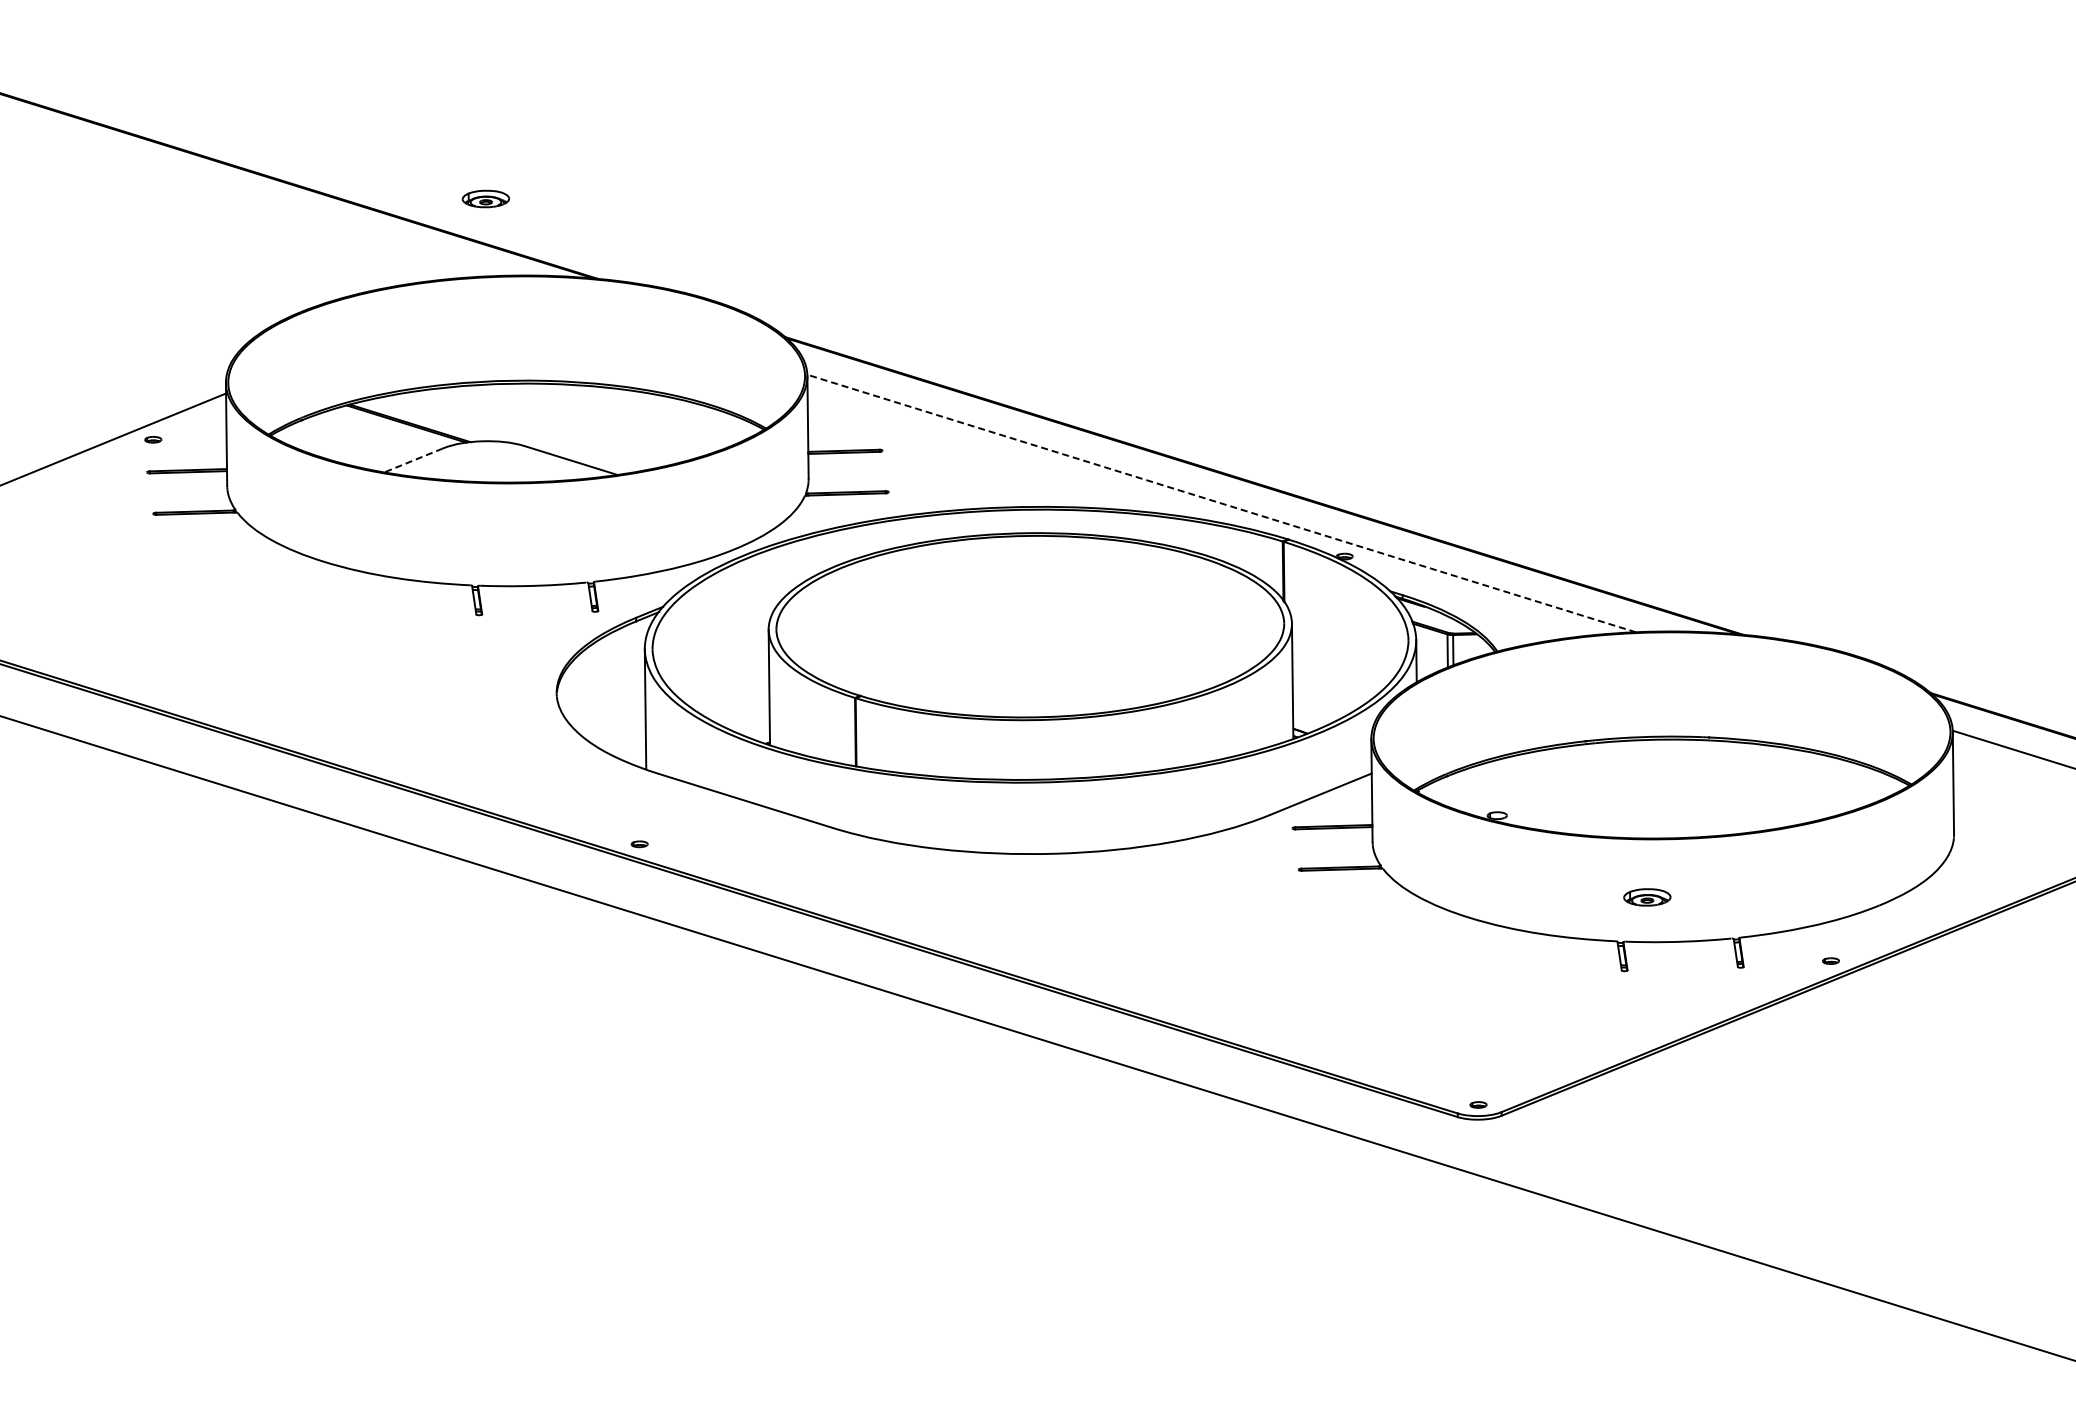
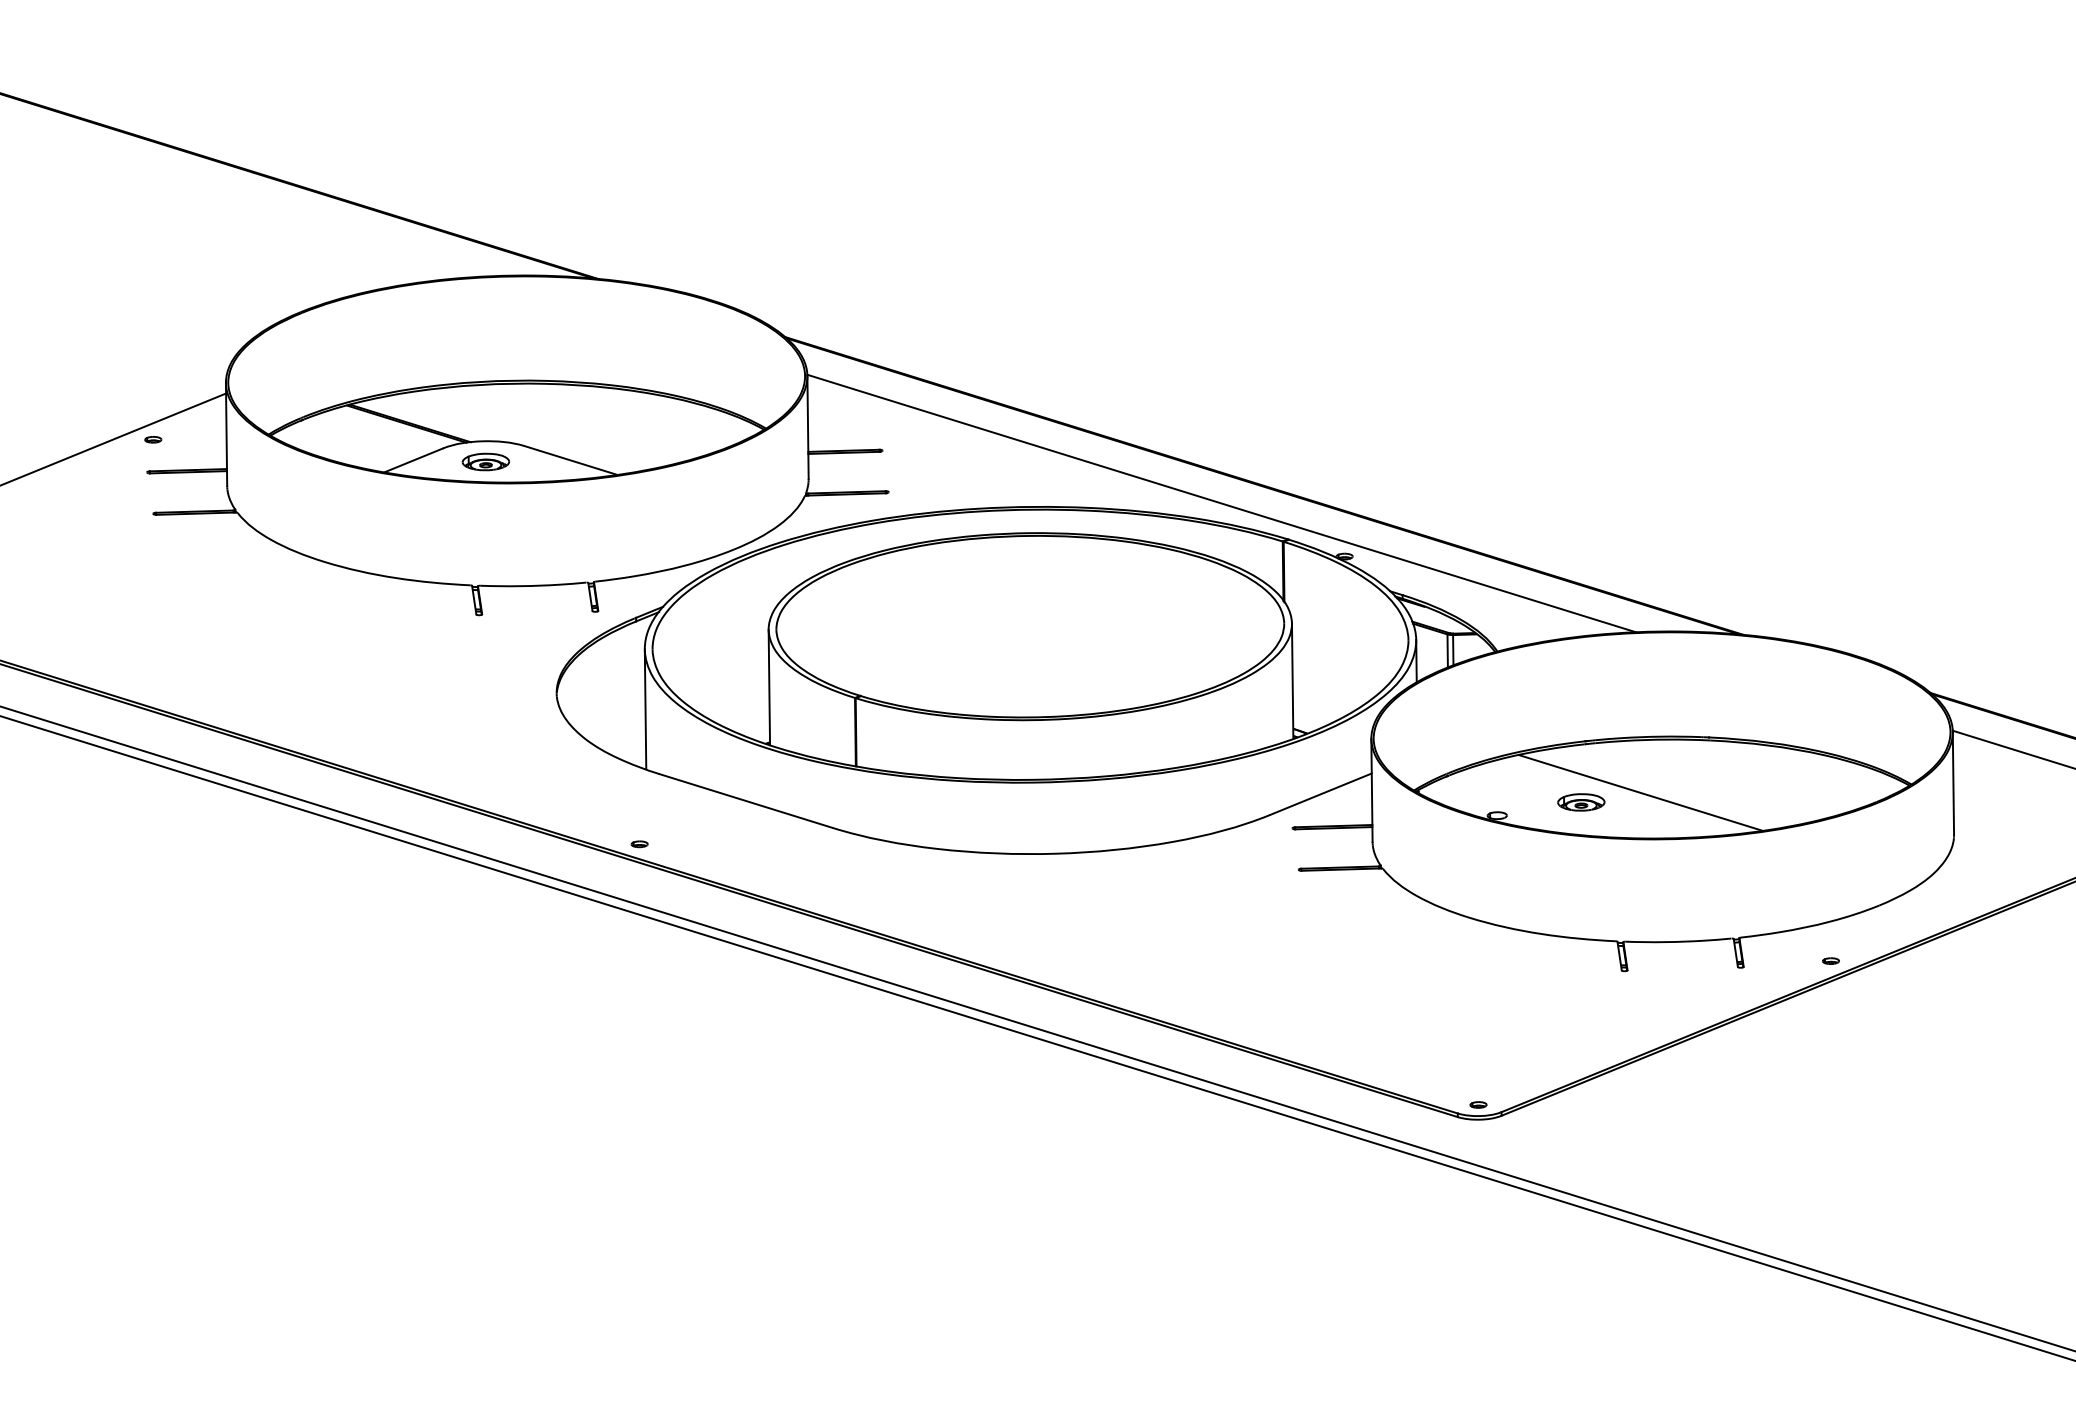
part position: (485, 198) -> (485, 461) (485, 461)
line: dashed -> solid (413, 460)
line: dashed -> solid (1221, 503)
line: none -> present (1640, 792)
part position: (1647, 897) -> (1581, 802) (1581, 802)
line: none -> present (1037, 1028)
